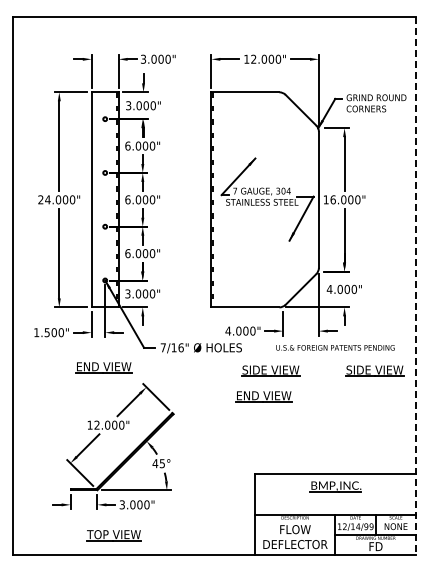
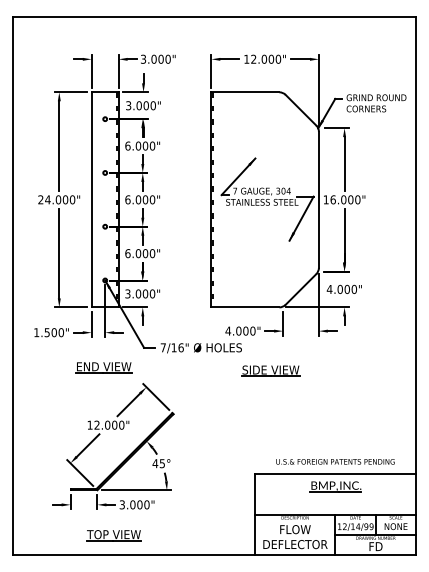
line: dashed -> solid (416, 286)
text position: (335, 347) -> (335, 461) (335, 461)
part: present -> none (374, 370)
part: present -> none (263, 396)
